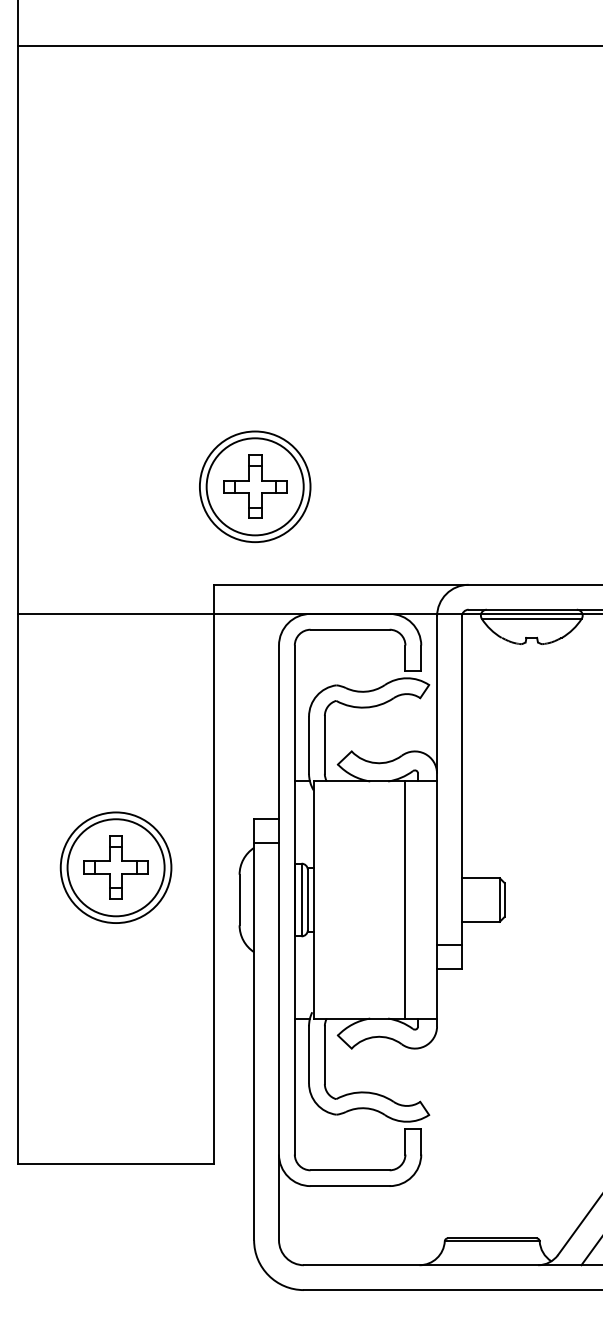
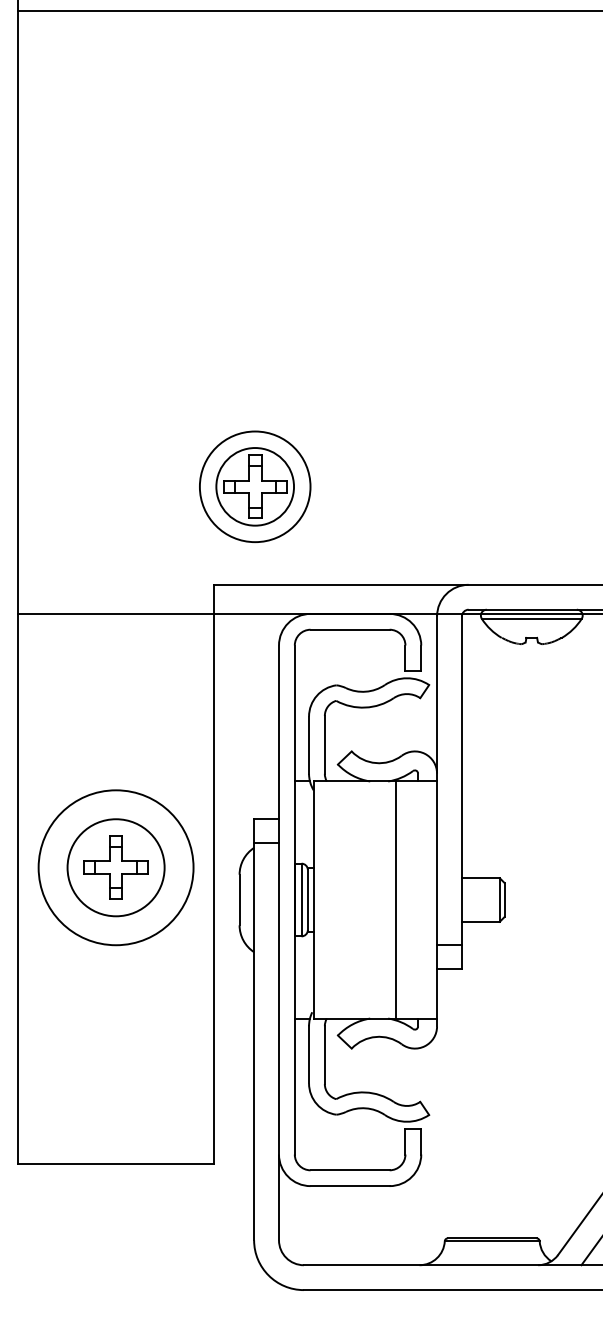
line position: (308, 46) -> (308, 11) (308, 11)
circle diameter: 97 px -> 78 px (255, 486)
circle diameter: 111 px -> 155 px (115, 867)
line position: (405, 899) -> (396, 899) (396, 899)
